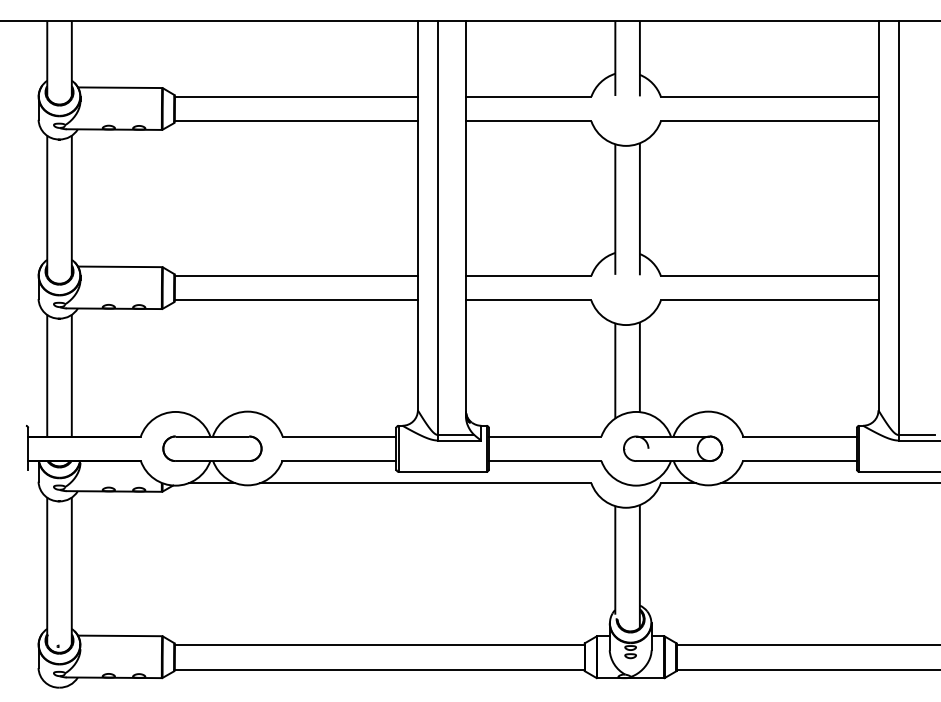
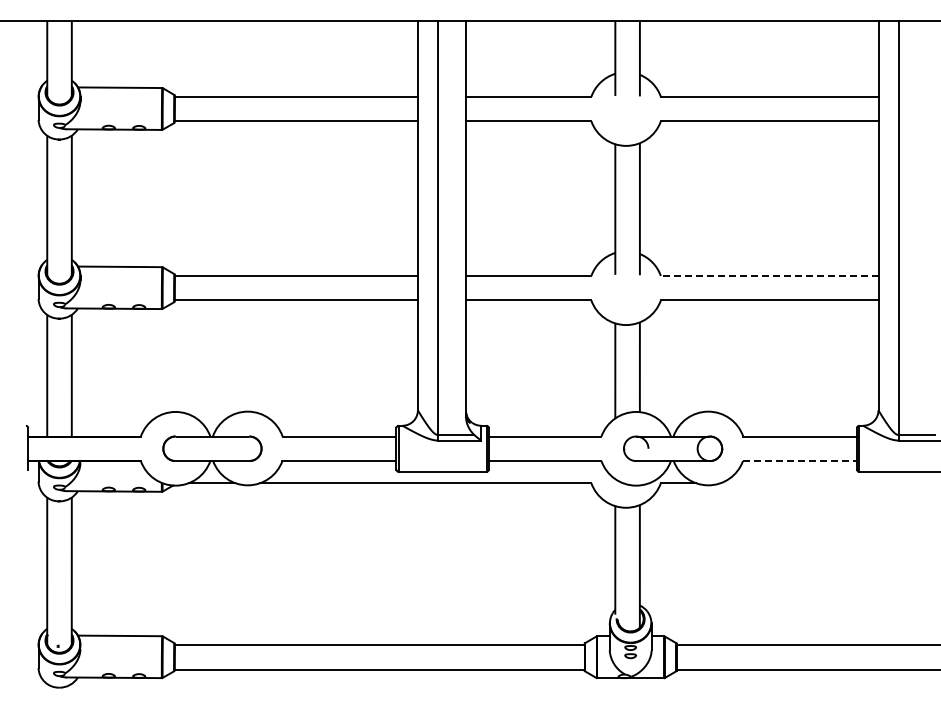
line: solid -> dashed (769, 275)
line: solid -> dashed (800, 461)
line: present -> none (828, 483)
